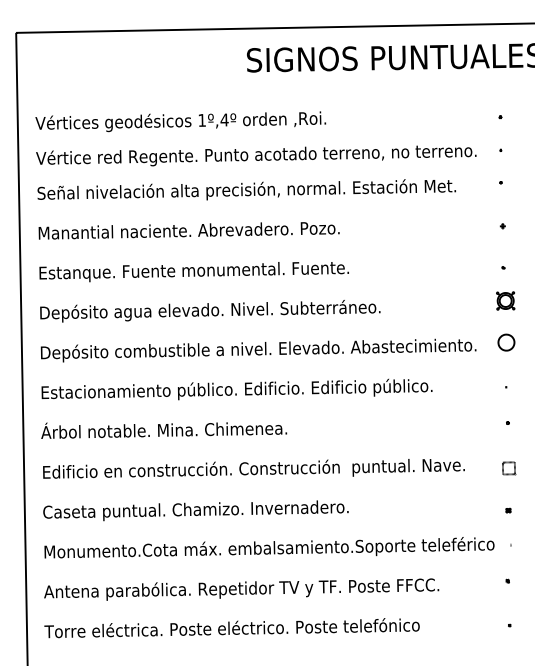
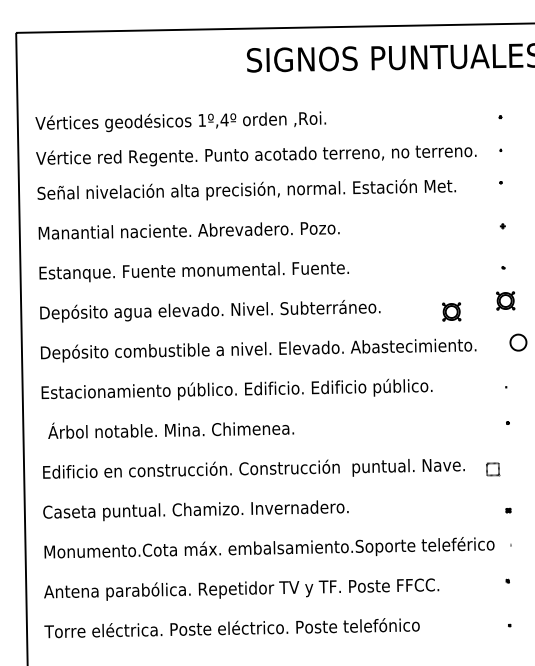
part: none -> present (451, 311)
part position: (506, 342) -> (518, 342) (518, 342)
text position: (164, 430) -> (171, 430) (171, 430)
part position: (509, 468) -> (493, 469) (493, 469)
